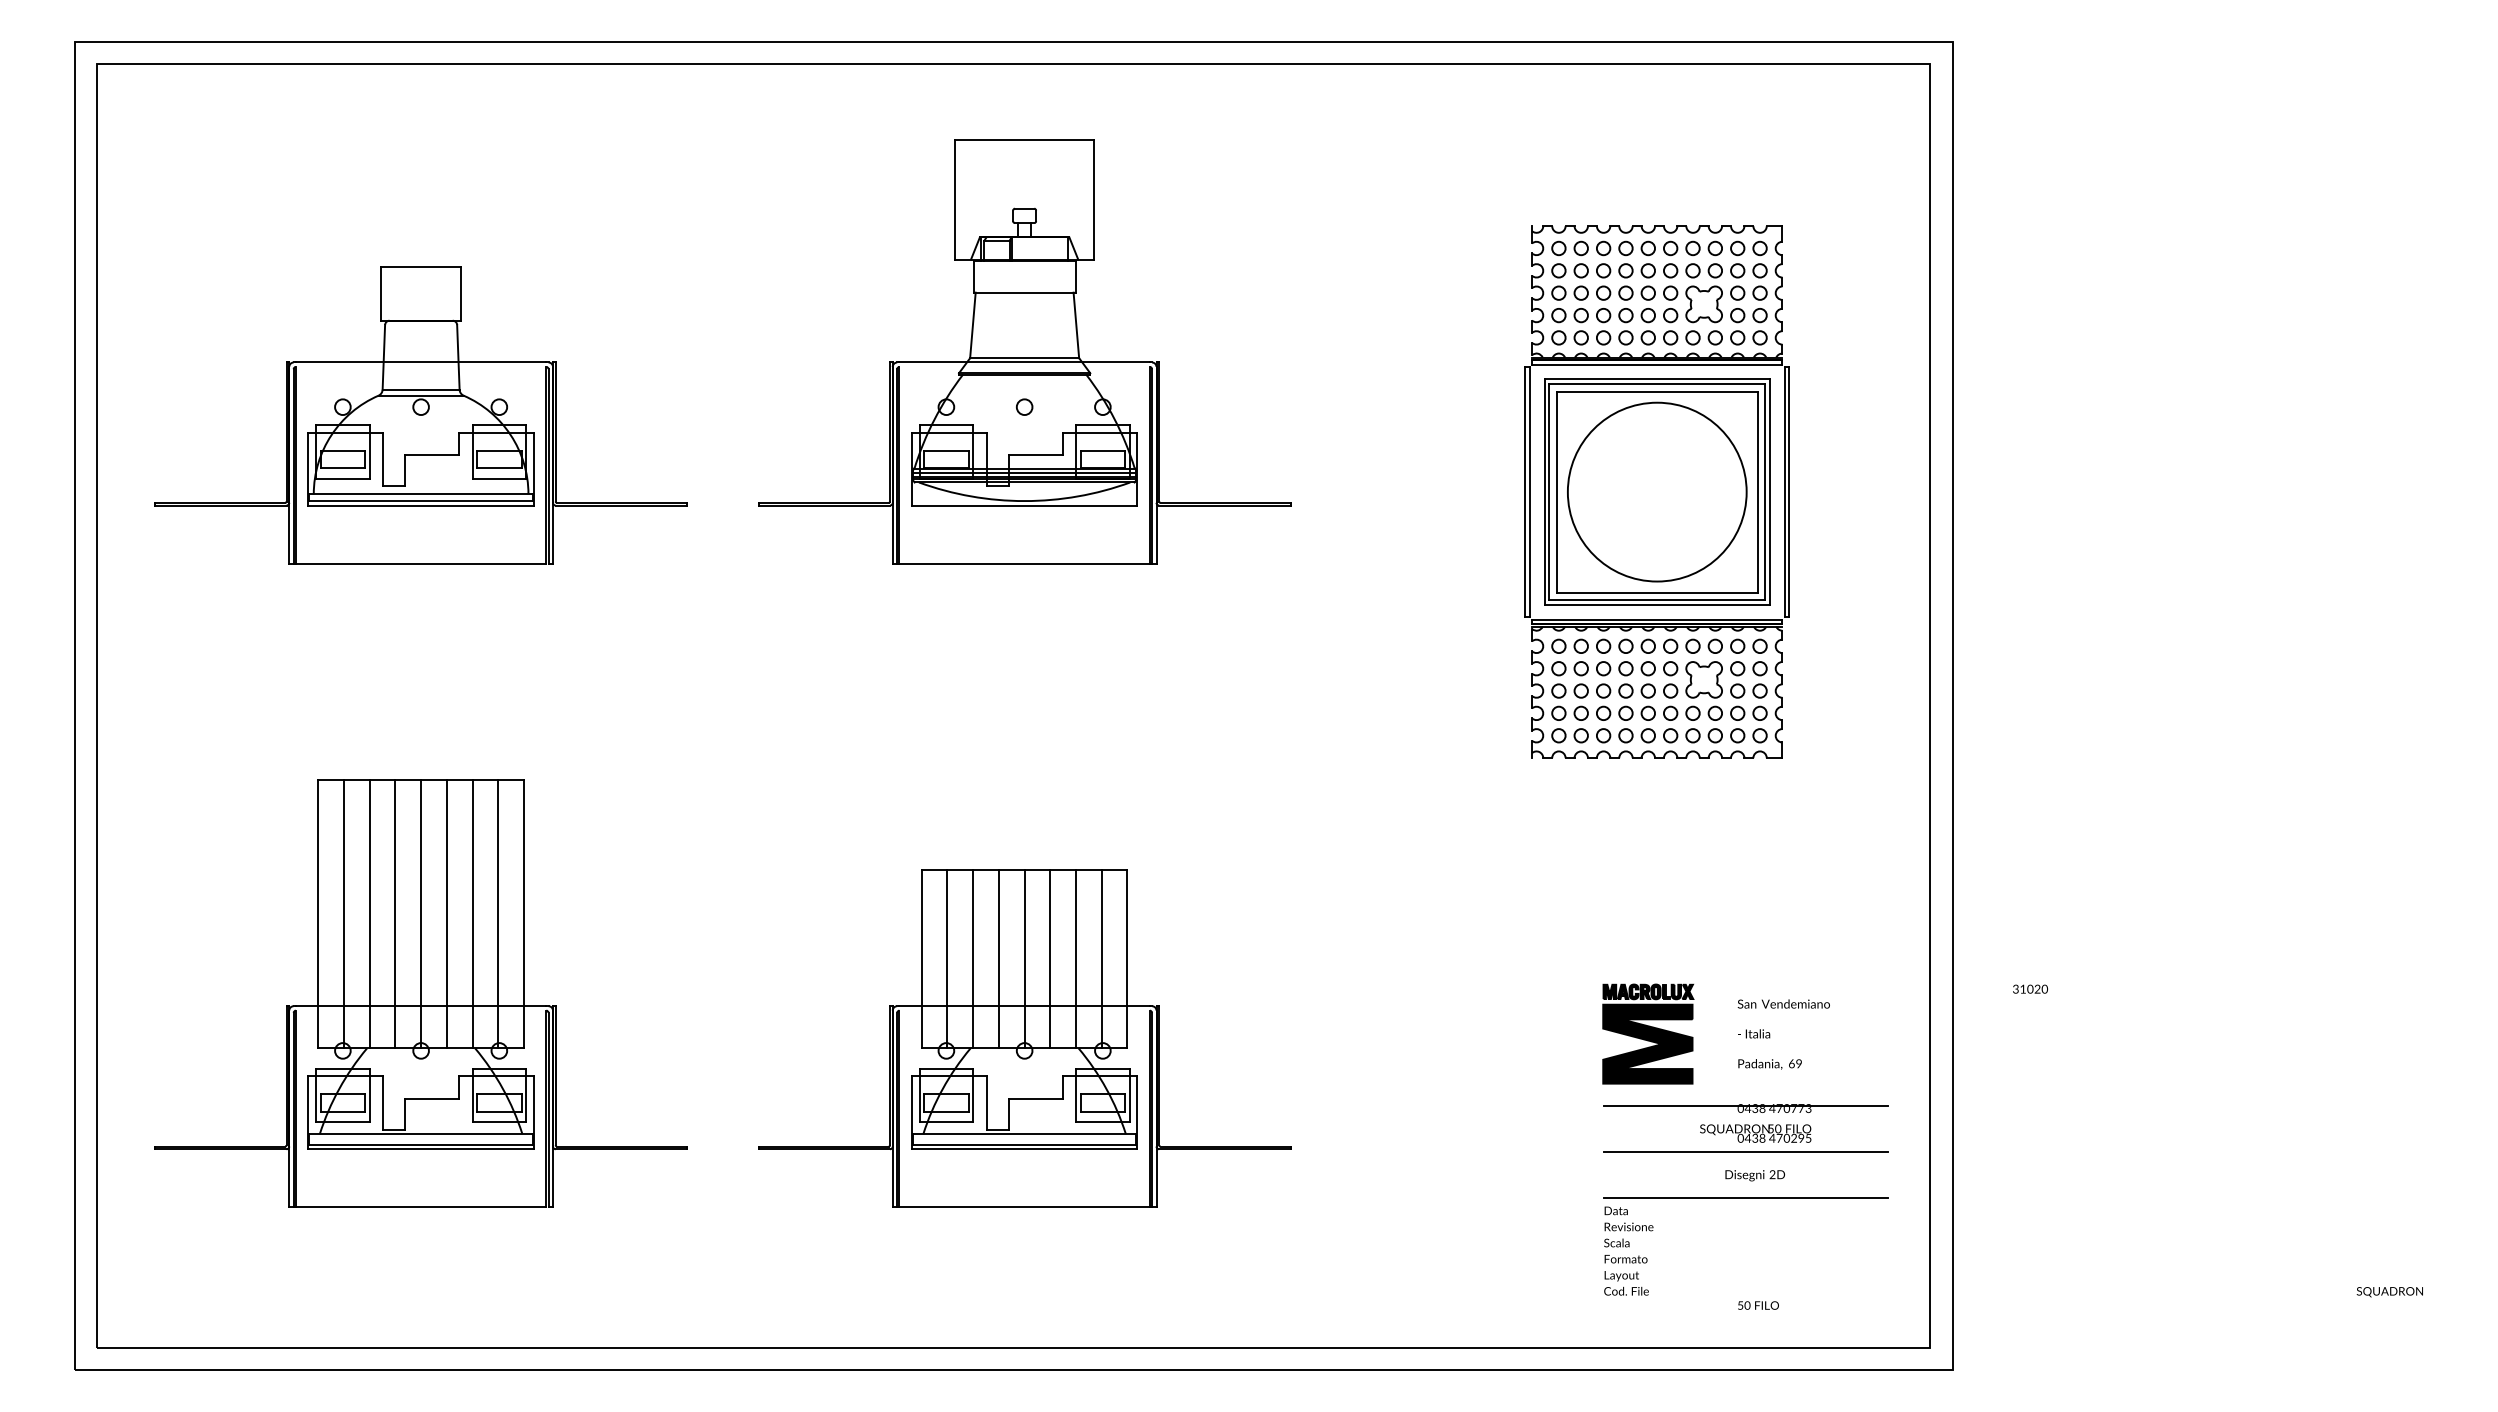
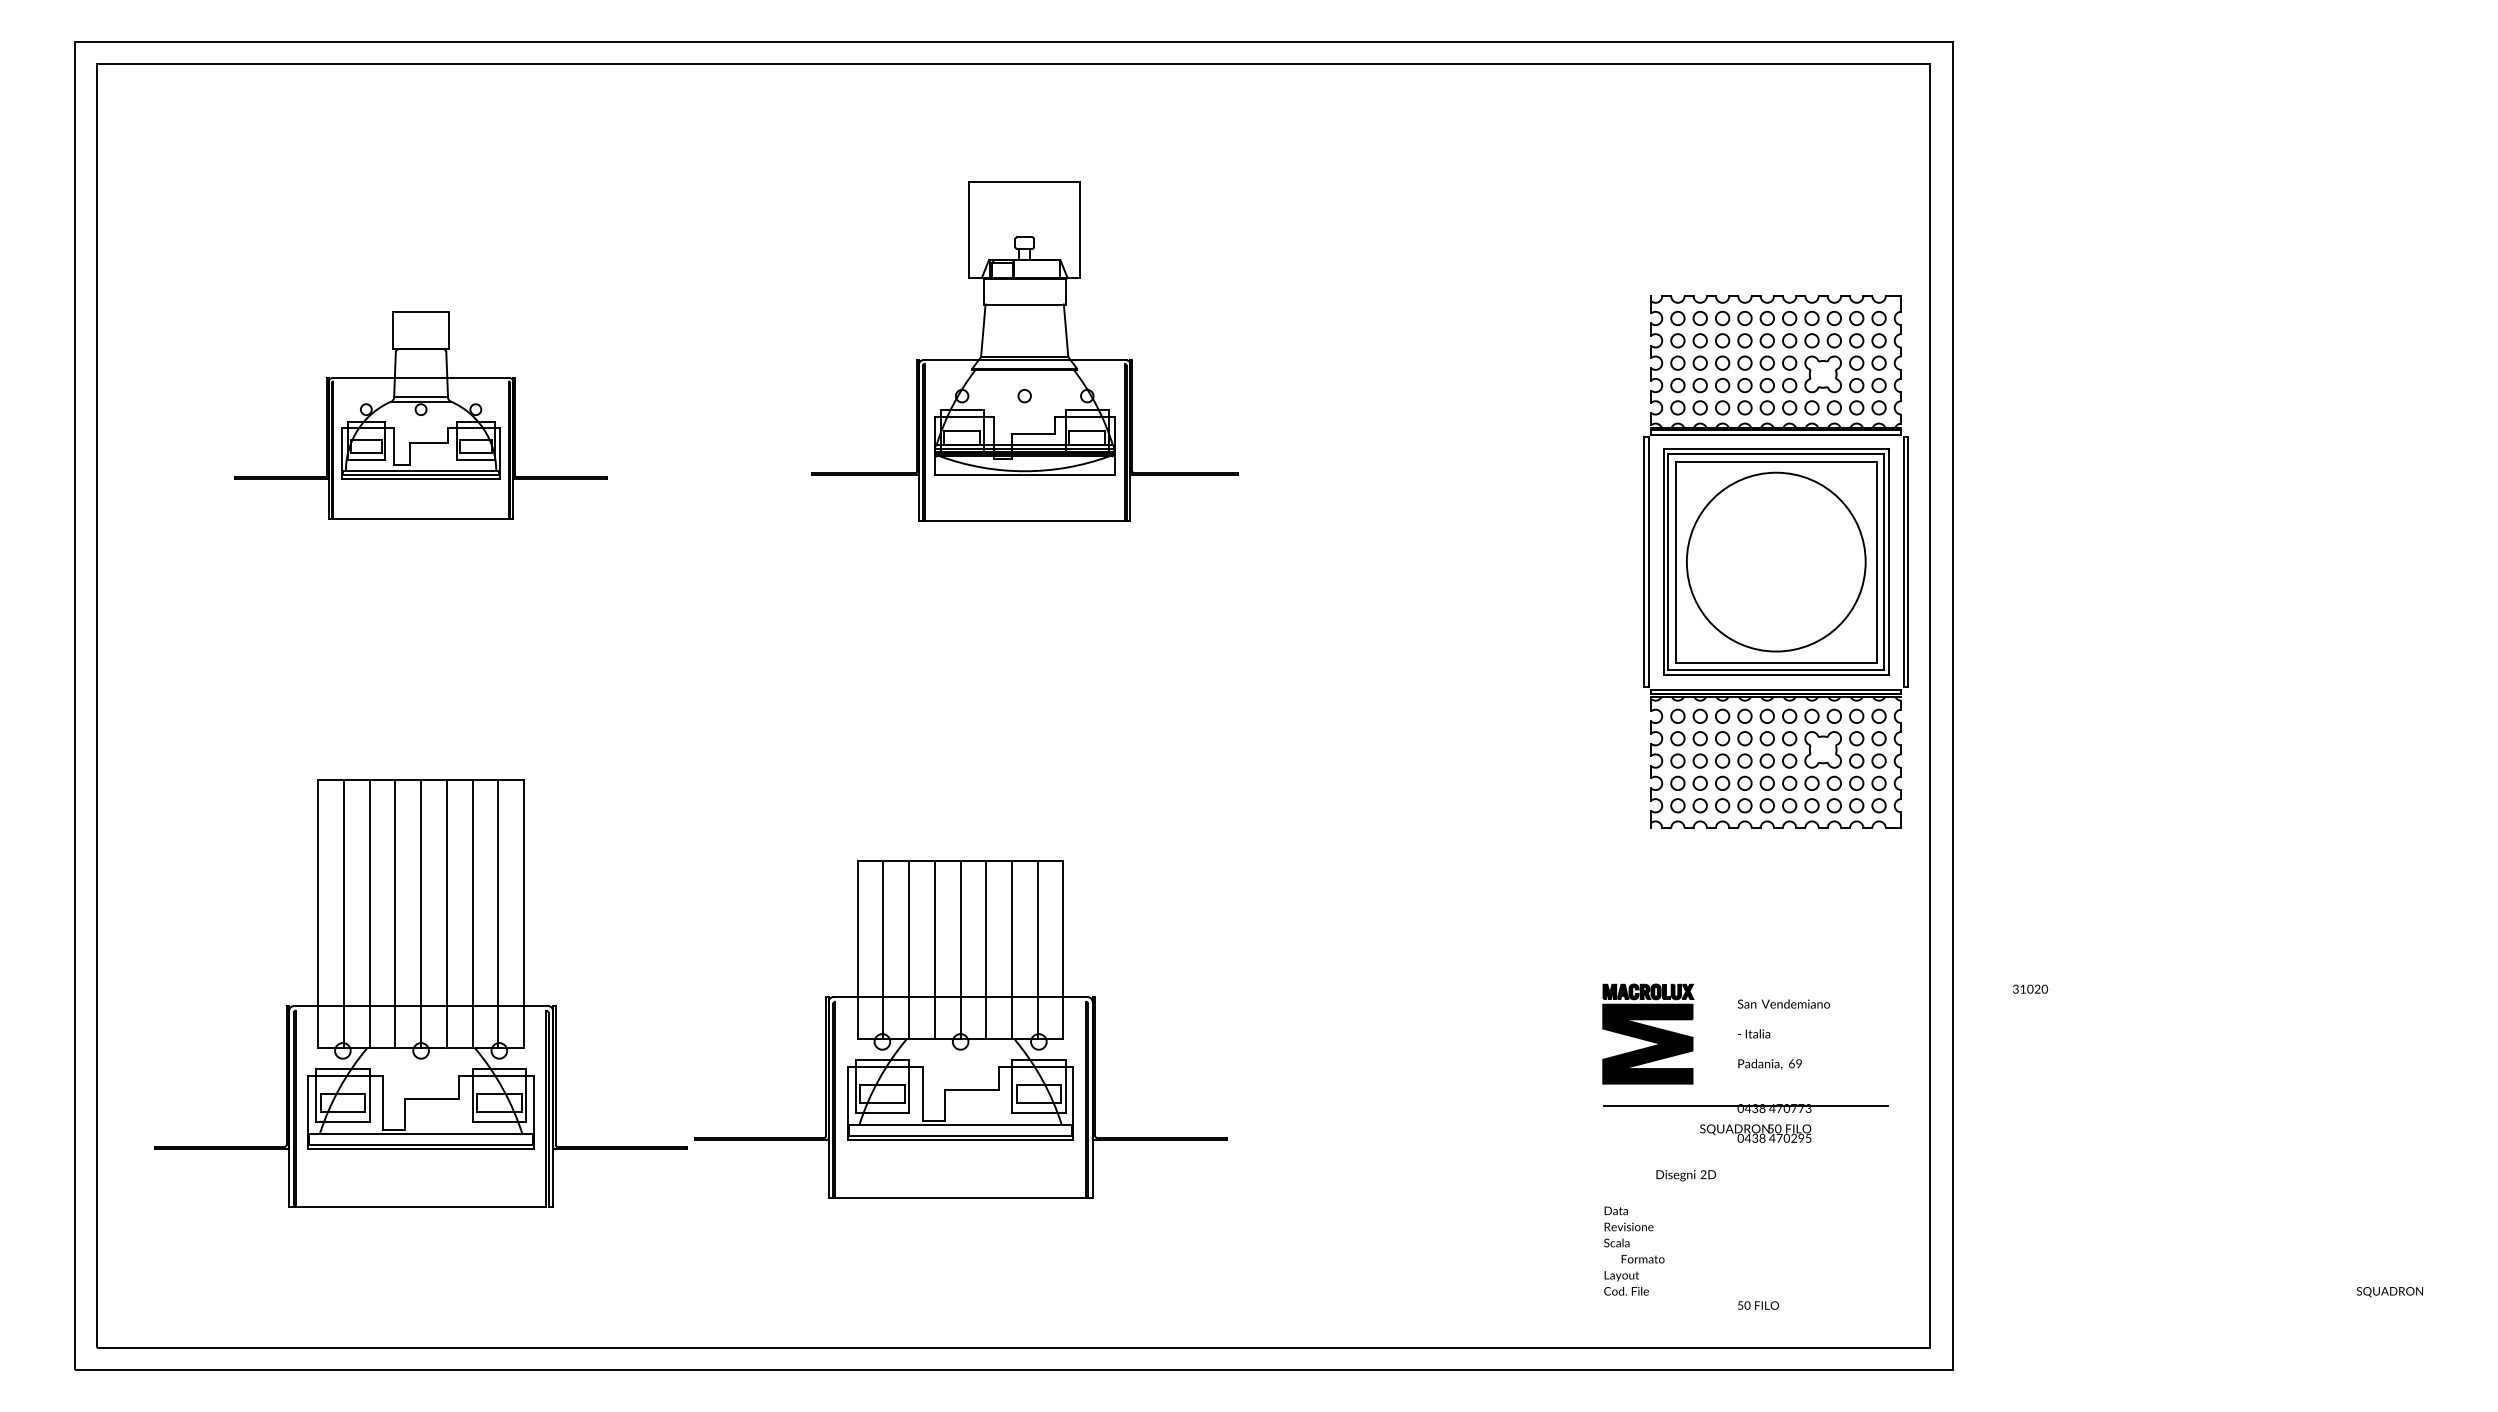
part size: 534x426 px -> 428x341 px (1024, 351)
part size: 534x299 px -> 374x209 px (420, 415)
part position: (1656, 491) -> (1775, 561) (1775, 561)
part position: (1024, 1038) -> (960, 1029) (960, 1029)
line: present -> none (1745, 1151)
text position: (1754, 1175) -> (1685, 1175) (1685, 1175)
line: present -> none (1745, 1197)
text position: (1625, 1259) -> (1642, 1259) (1642, 1259)
